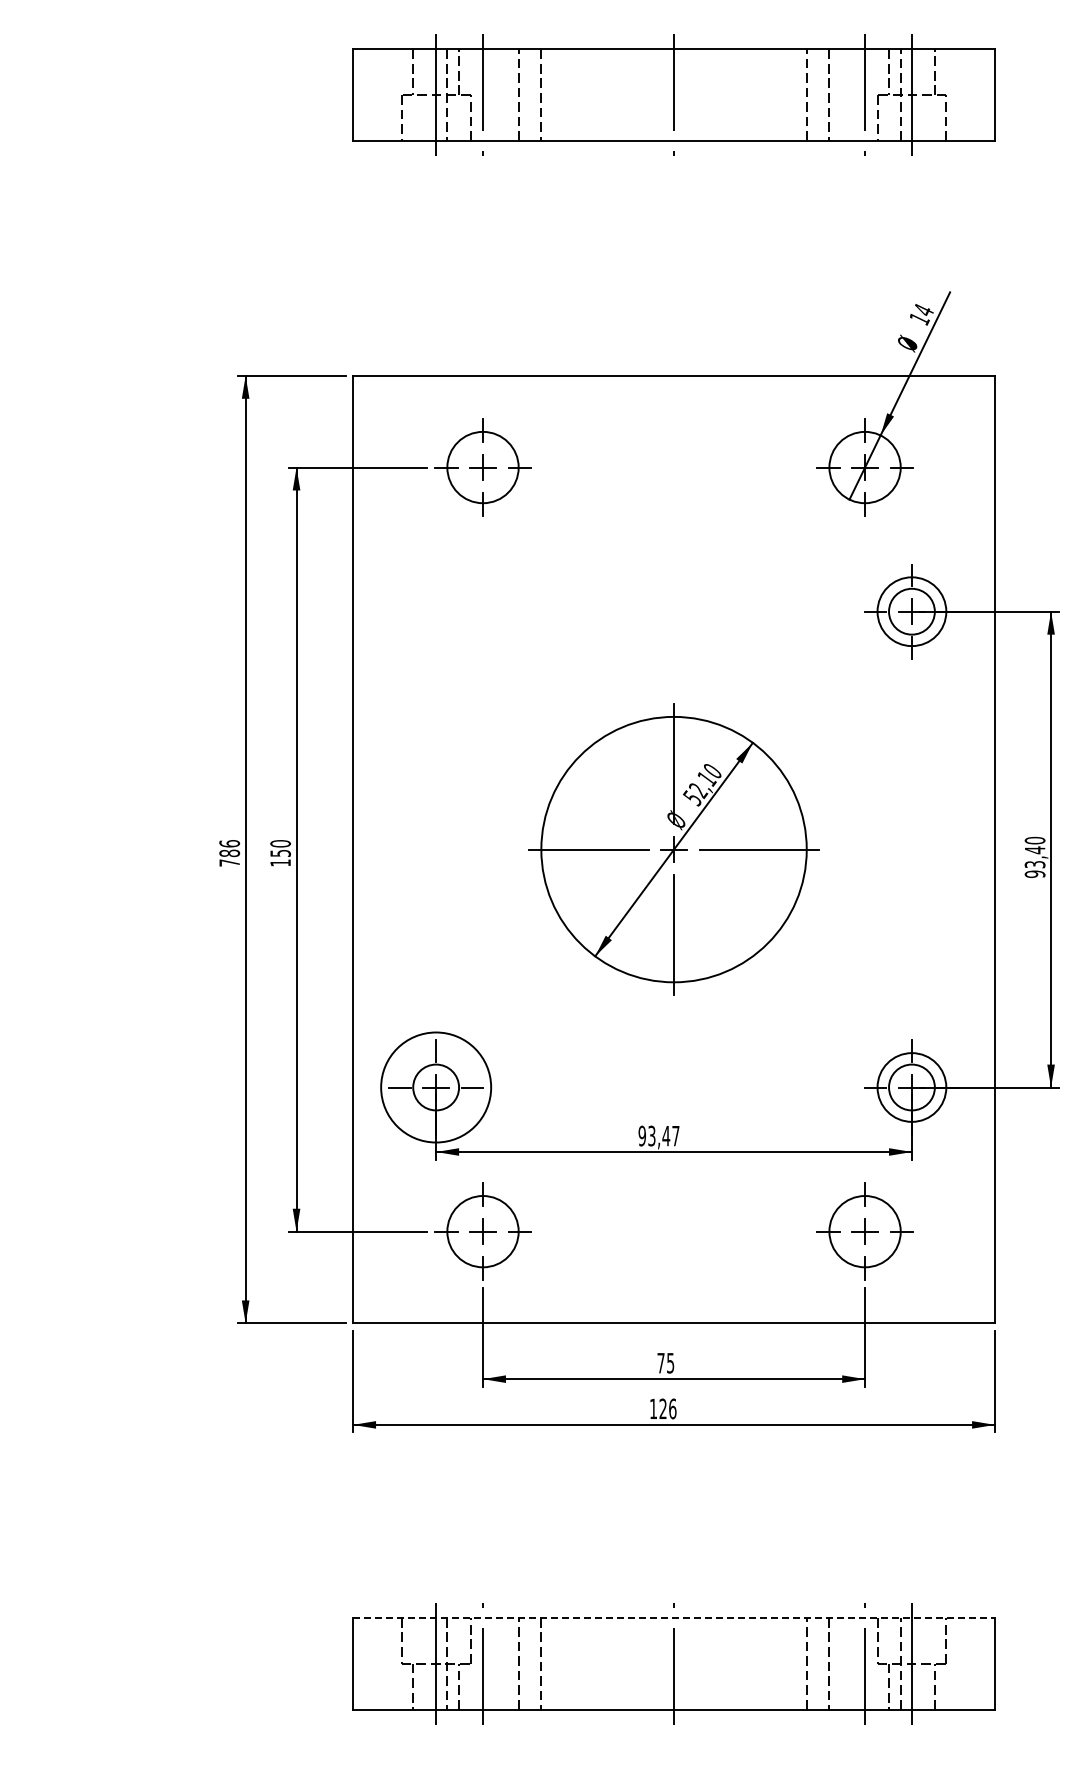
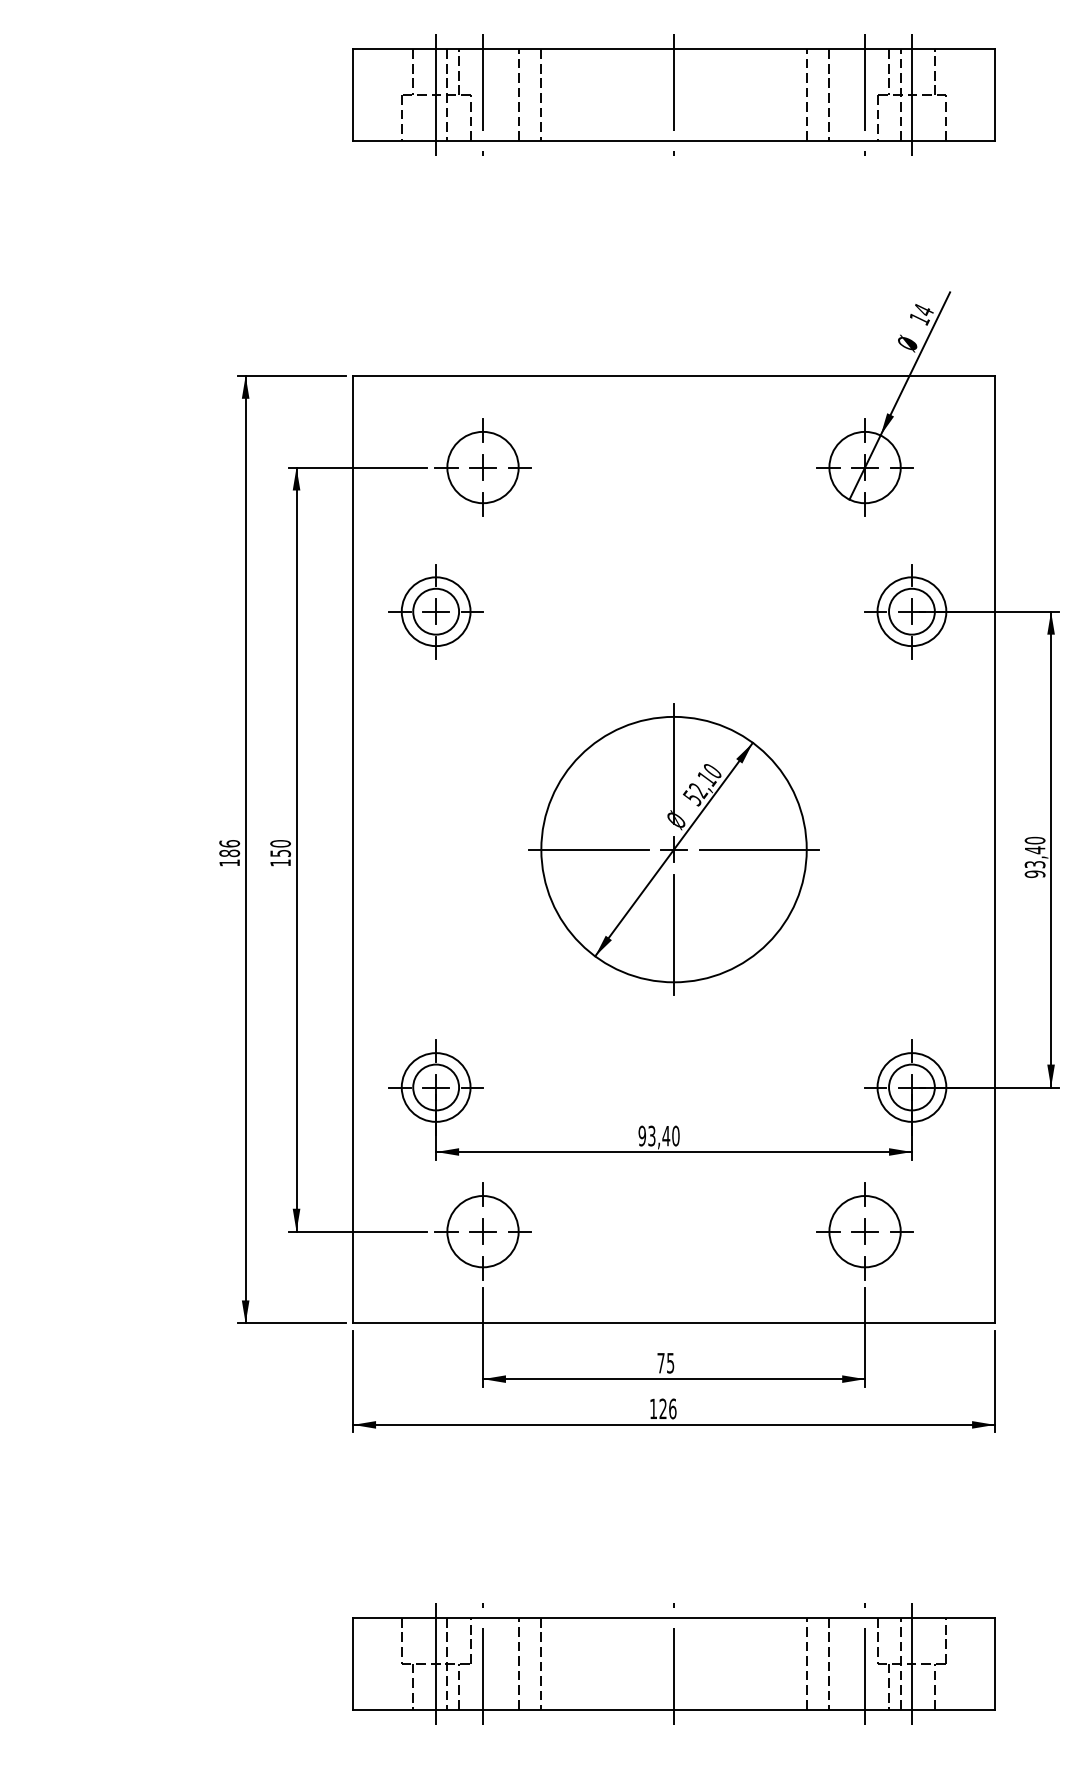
part: none -> present (435, 611)
text: 786 -> 186 (229, 862)
circle diameter: 110 px -> 69 px (435, 1087)
text: 93,47 -> 93,40 (675, 1135)
line: dashed -> solid (674, 1617)
